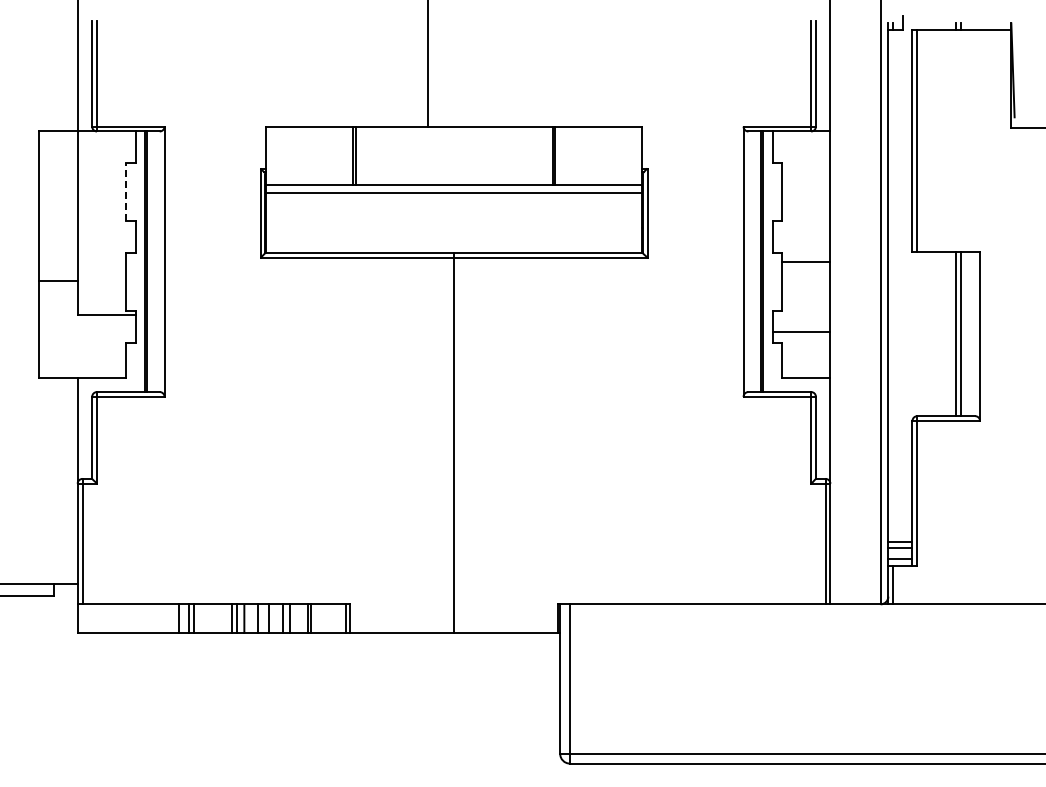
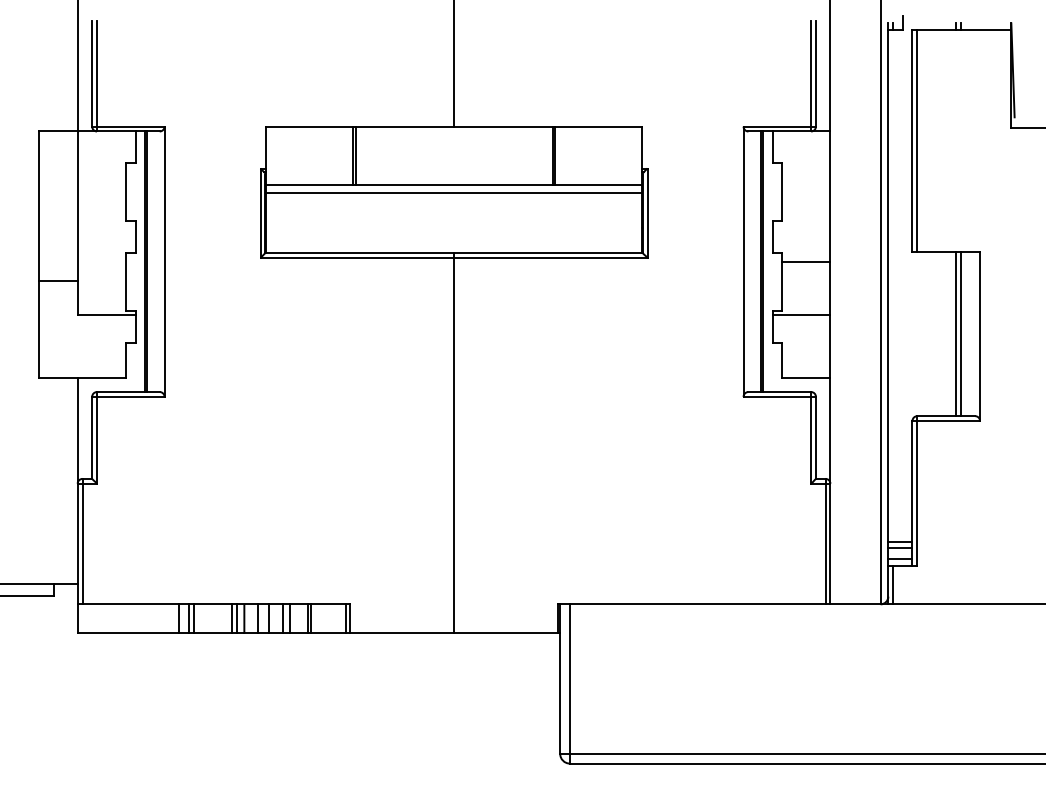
line position: (428, 64) -> (454, 64) (454, 64)
line: dashed -> solid (125, 192)
line position: (801, 331) -> (801, 314) (801, 314)
